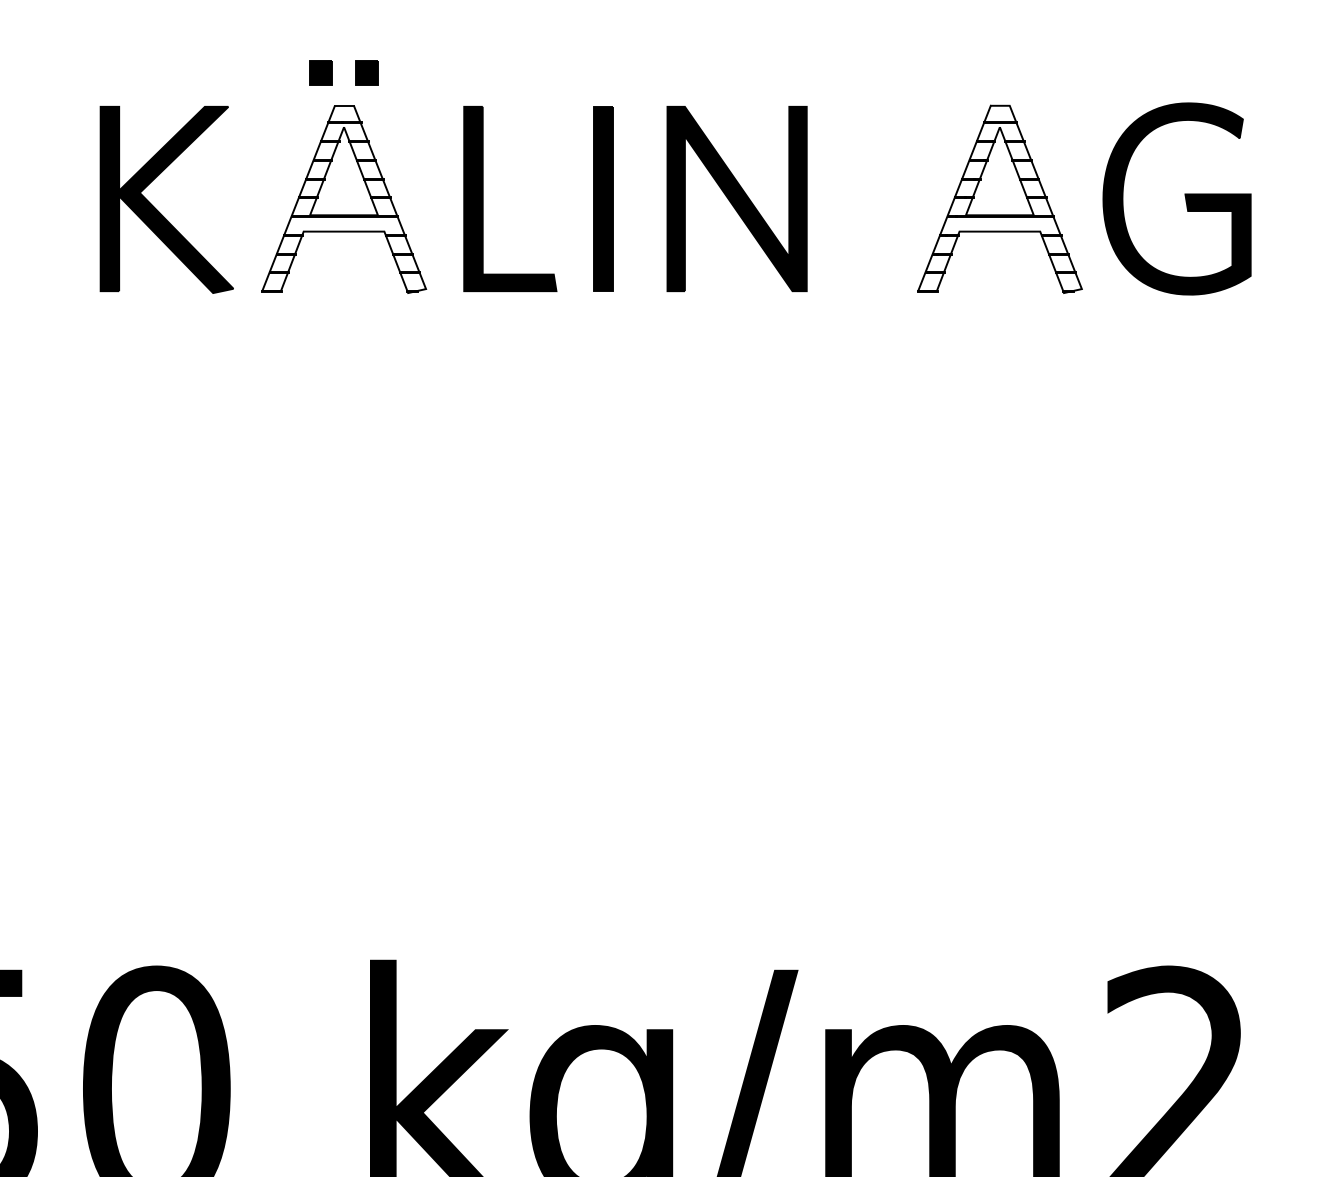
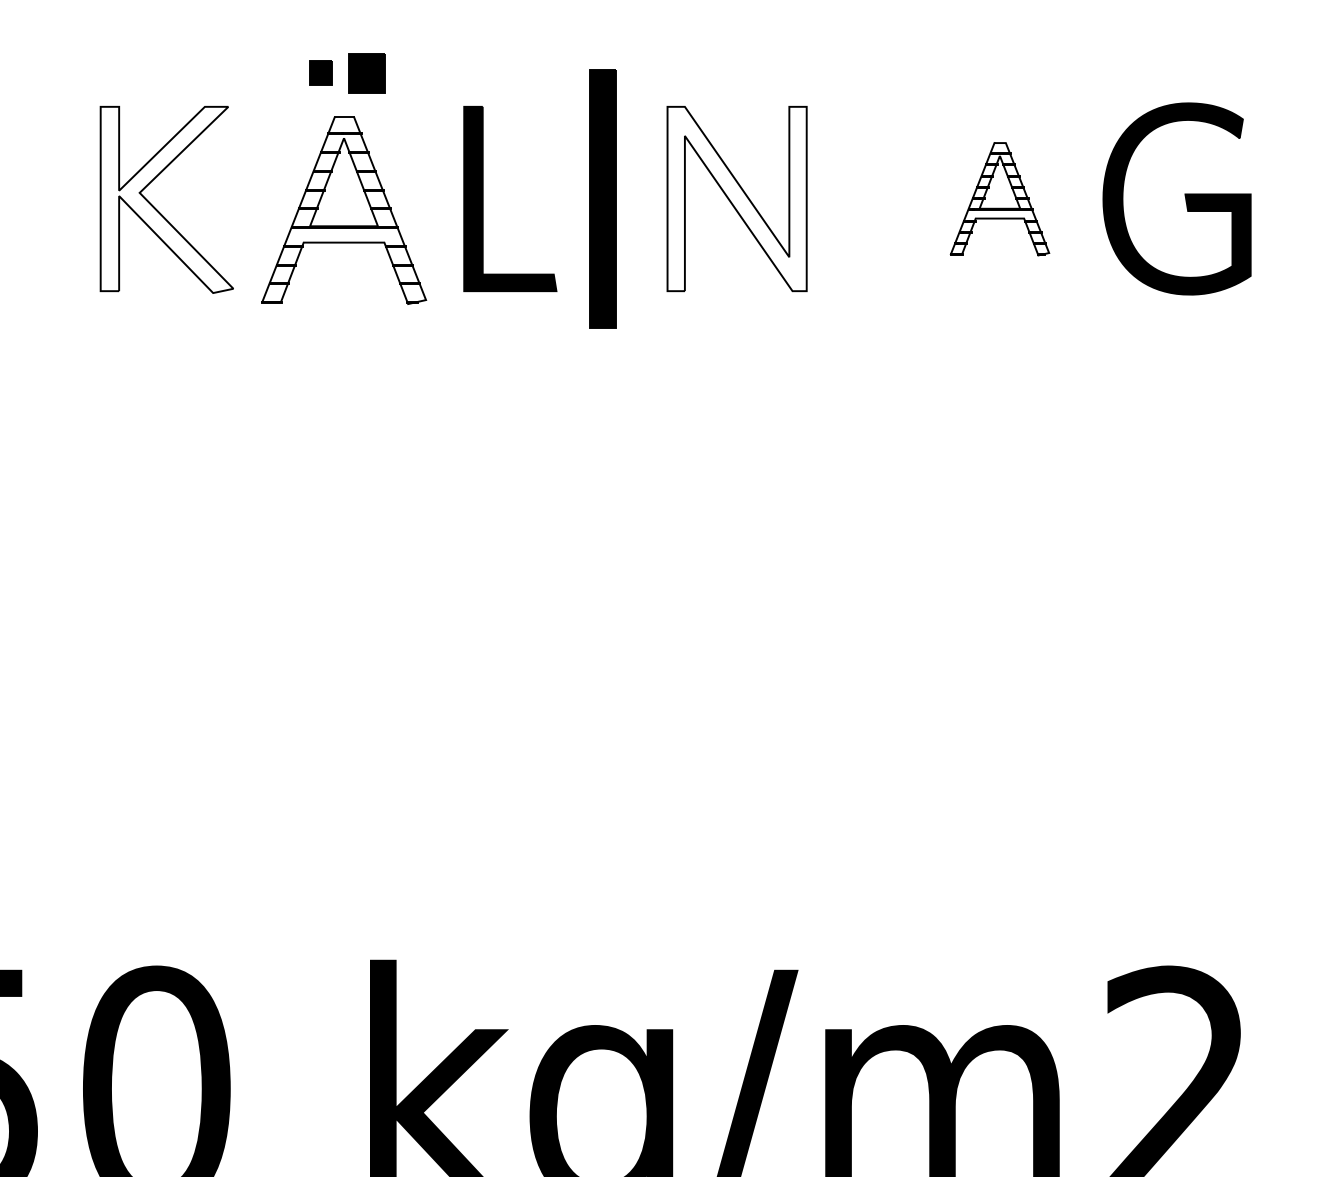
part size: 24x26 px -> 38x41 px (366, 73)
part size: 21x186 px -> 28x260 px (602, 198)
fill: present -> none (736, 198)
part size: 166x190 px -> 102x115 px (999, 199)
fill: present -> none (166, 199)
part position: (344, 199) -> (344, 210) (344, 210)
